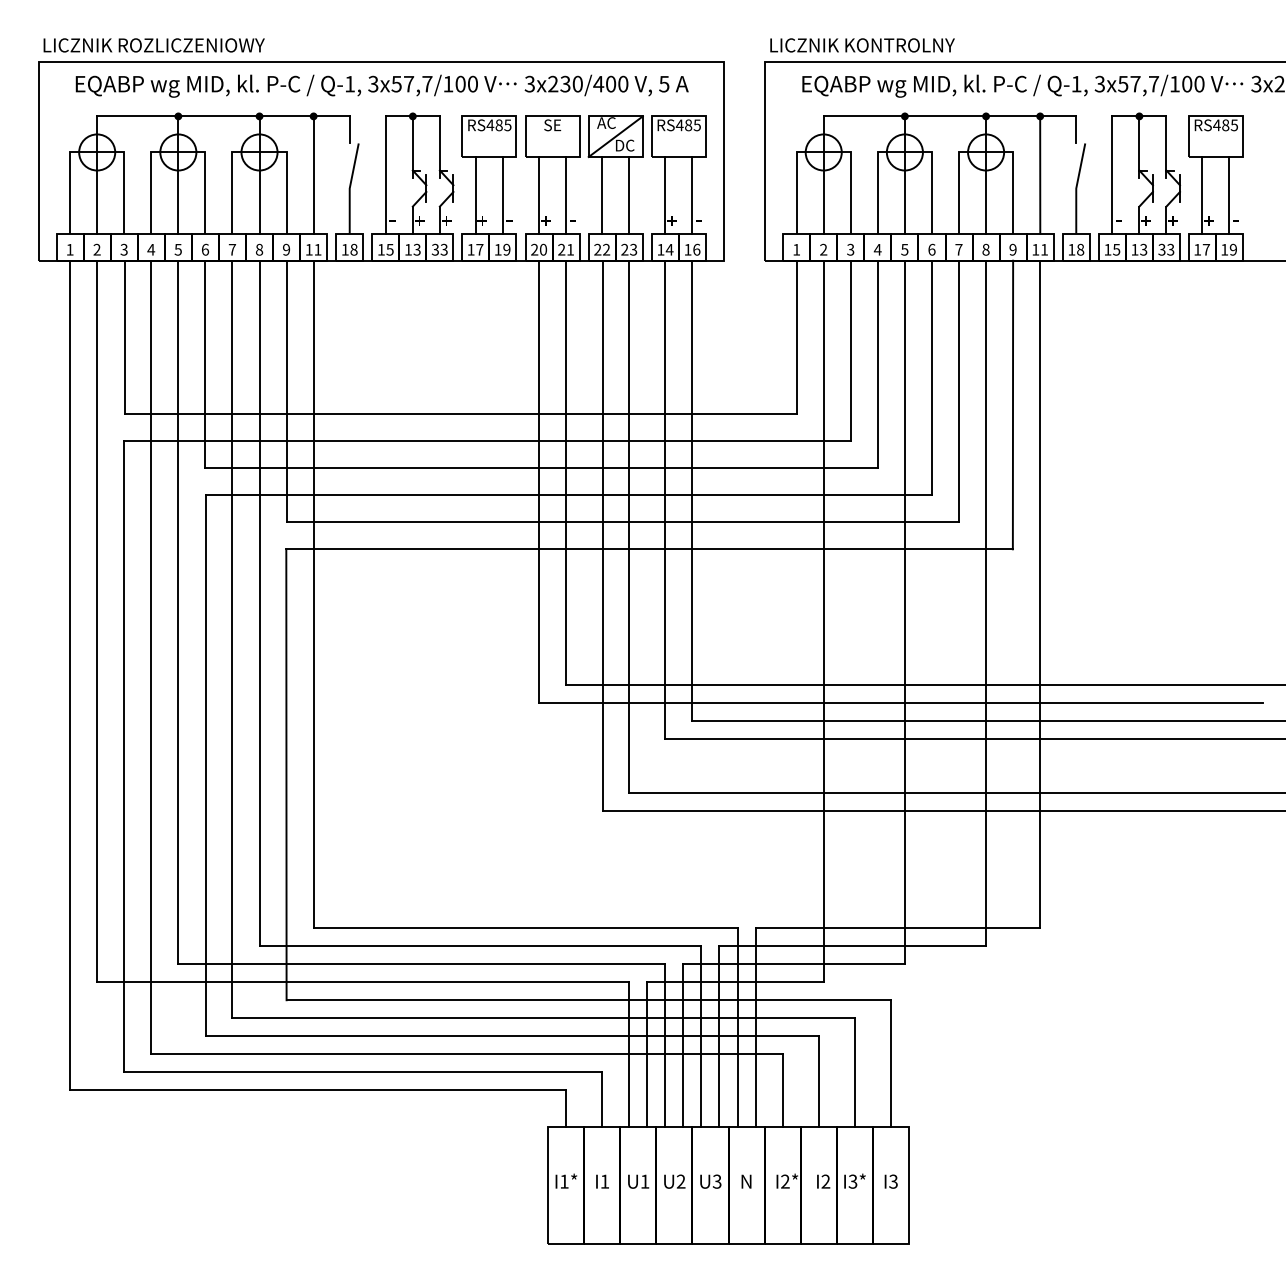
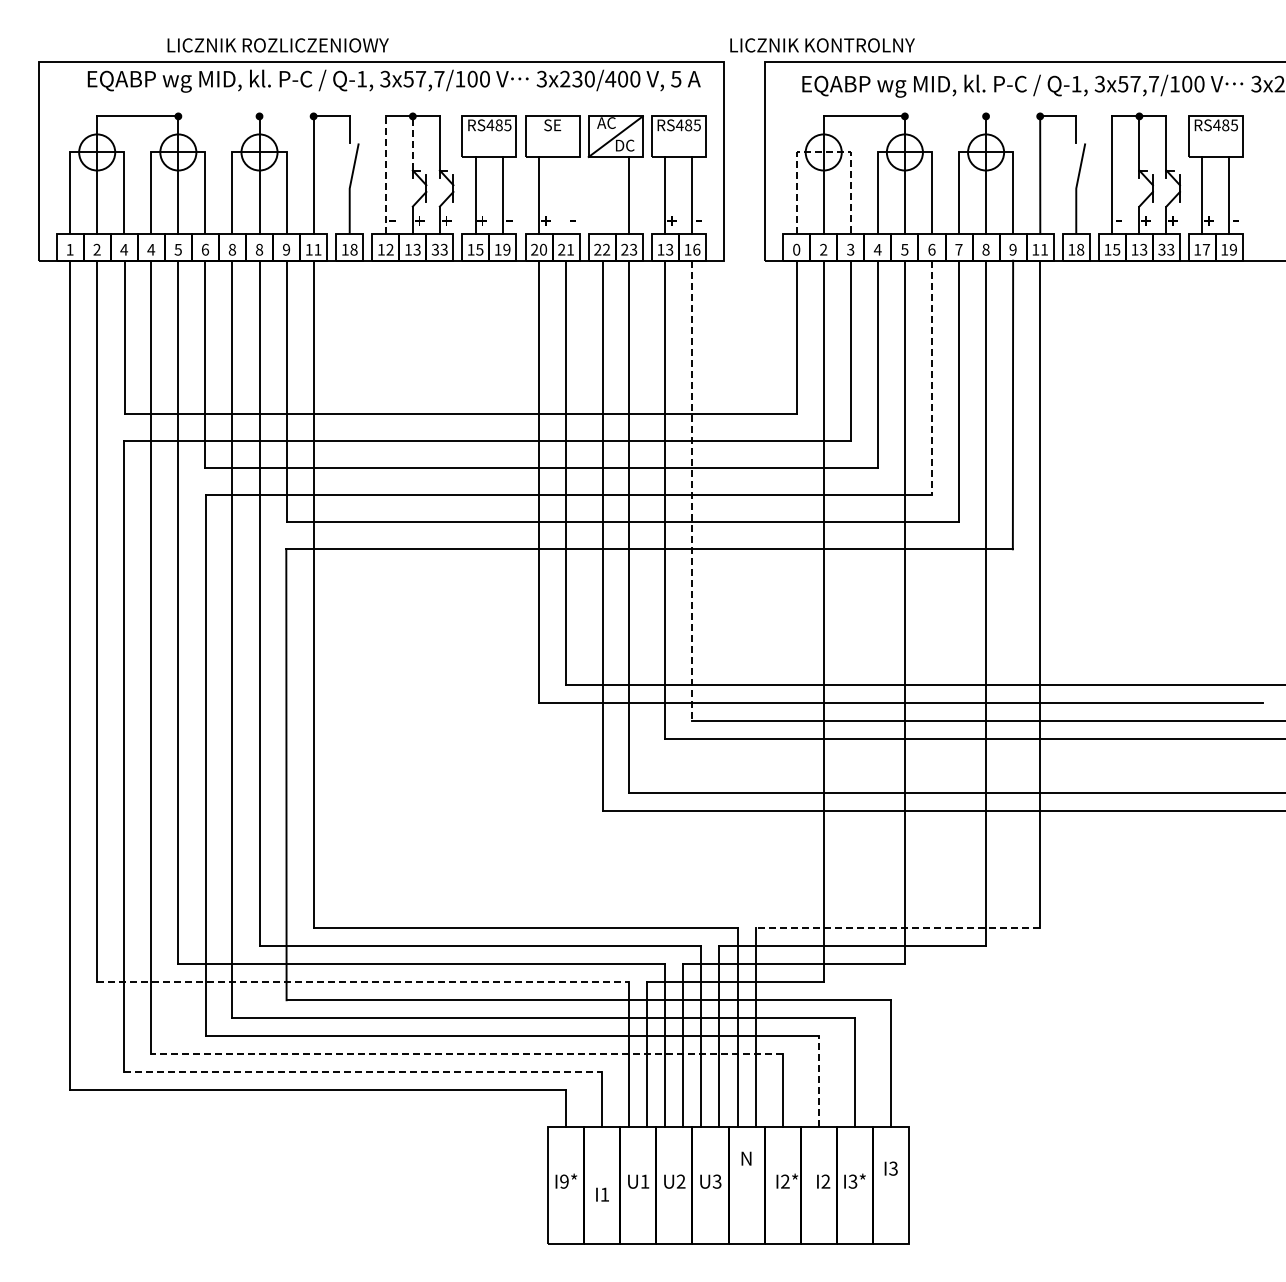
text position: (153, 45) -> (277, 45) (277, 45)
text position: (862, 45) -> (822, 45) (822, 45)
text position: (381, 85) -> (393, 80) (393, 80)
line: present -> none (218, 116)
line: present -> none (286, 116)
line: present -> none (945, 116)
line: present -> none (1013, 116)
line: solid -> dashed (412, 144)
line: solid -> dashed (824, 152)
line: solid -> dashed (385, 175)
line: present -> none (566, 194)
line: present -> none (602, 194)
text: 3 -> 4 (124, 249)
text: 7 -> 8 (232, 249)
text: 15 -> 12 (389, 249)
text: 17 -> 15 (479, 249)
text: 14 -> 13 (669, 249)
text: 1 -> 0 (796, 249)
line: solid -> dashed (931, 378)
line: solid -> dashed (692, 490)
line: solid -> dashed (897, 928)
line: solid -> dashed (363, 982)
line: solid -> dashed (466, 1054)
line: solid -> dashed (363, 1072)
line: solid -> dashed (818, 1080)
text: I1* -> I9* (564, 1181)
text position: (602, 1181) -> (602, 1194) (602, 1194)
text position: (746, 1181) -> (746, 1158) (746, 1158)
text position: (890, 1181) -> (890, 1168) (890, 1168)
